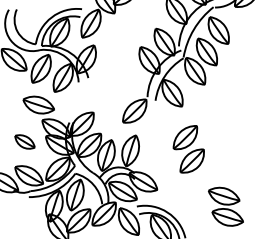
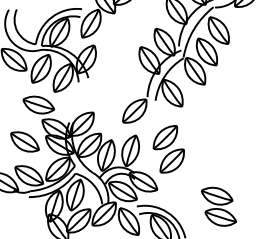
part size: 22x16 px -> 30x22 px (24, 141)
part position: (188, 149) -> (168, 149) (168, 149)
part position: (225, 206) -> (218, 206) (218, 206)
